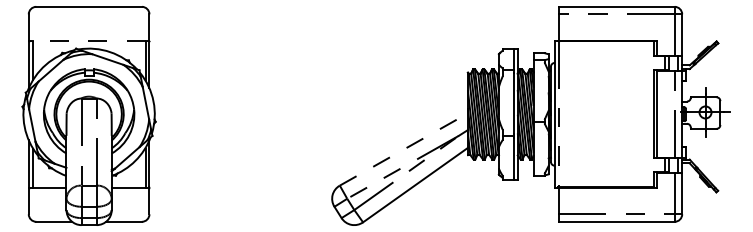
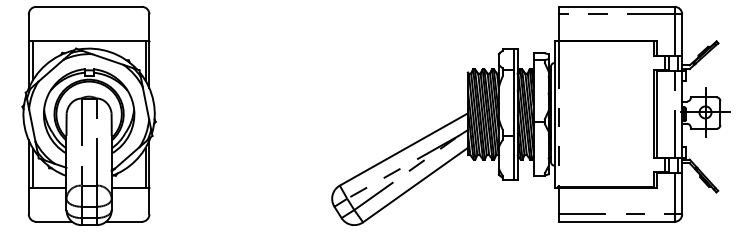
line: dashed -> solid (89, 40)
line: dashed -> solid (403, 149)
